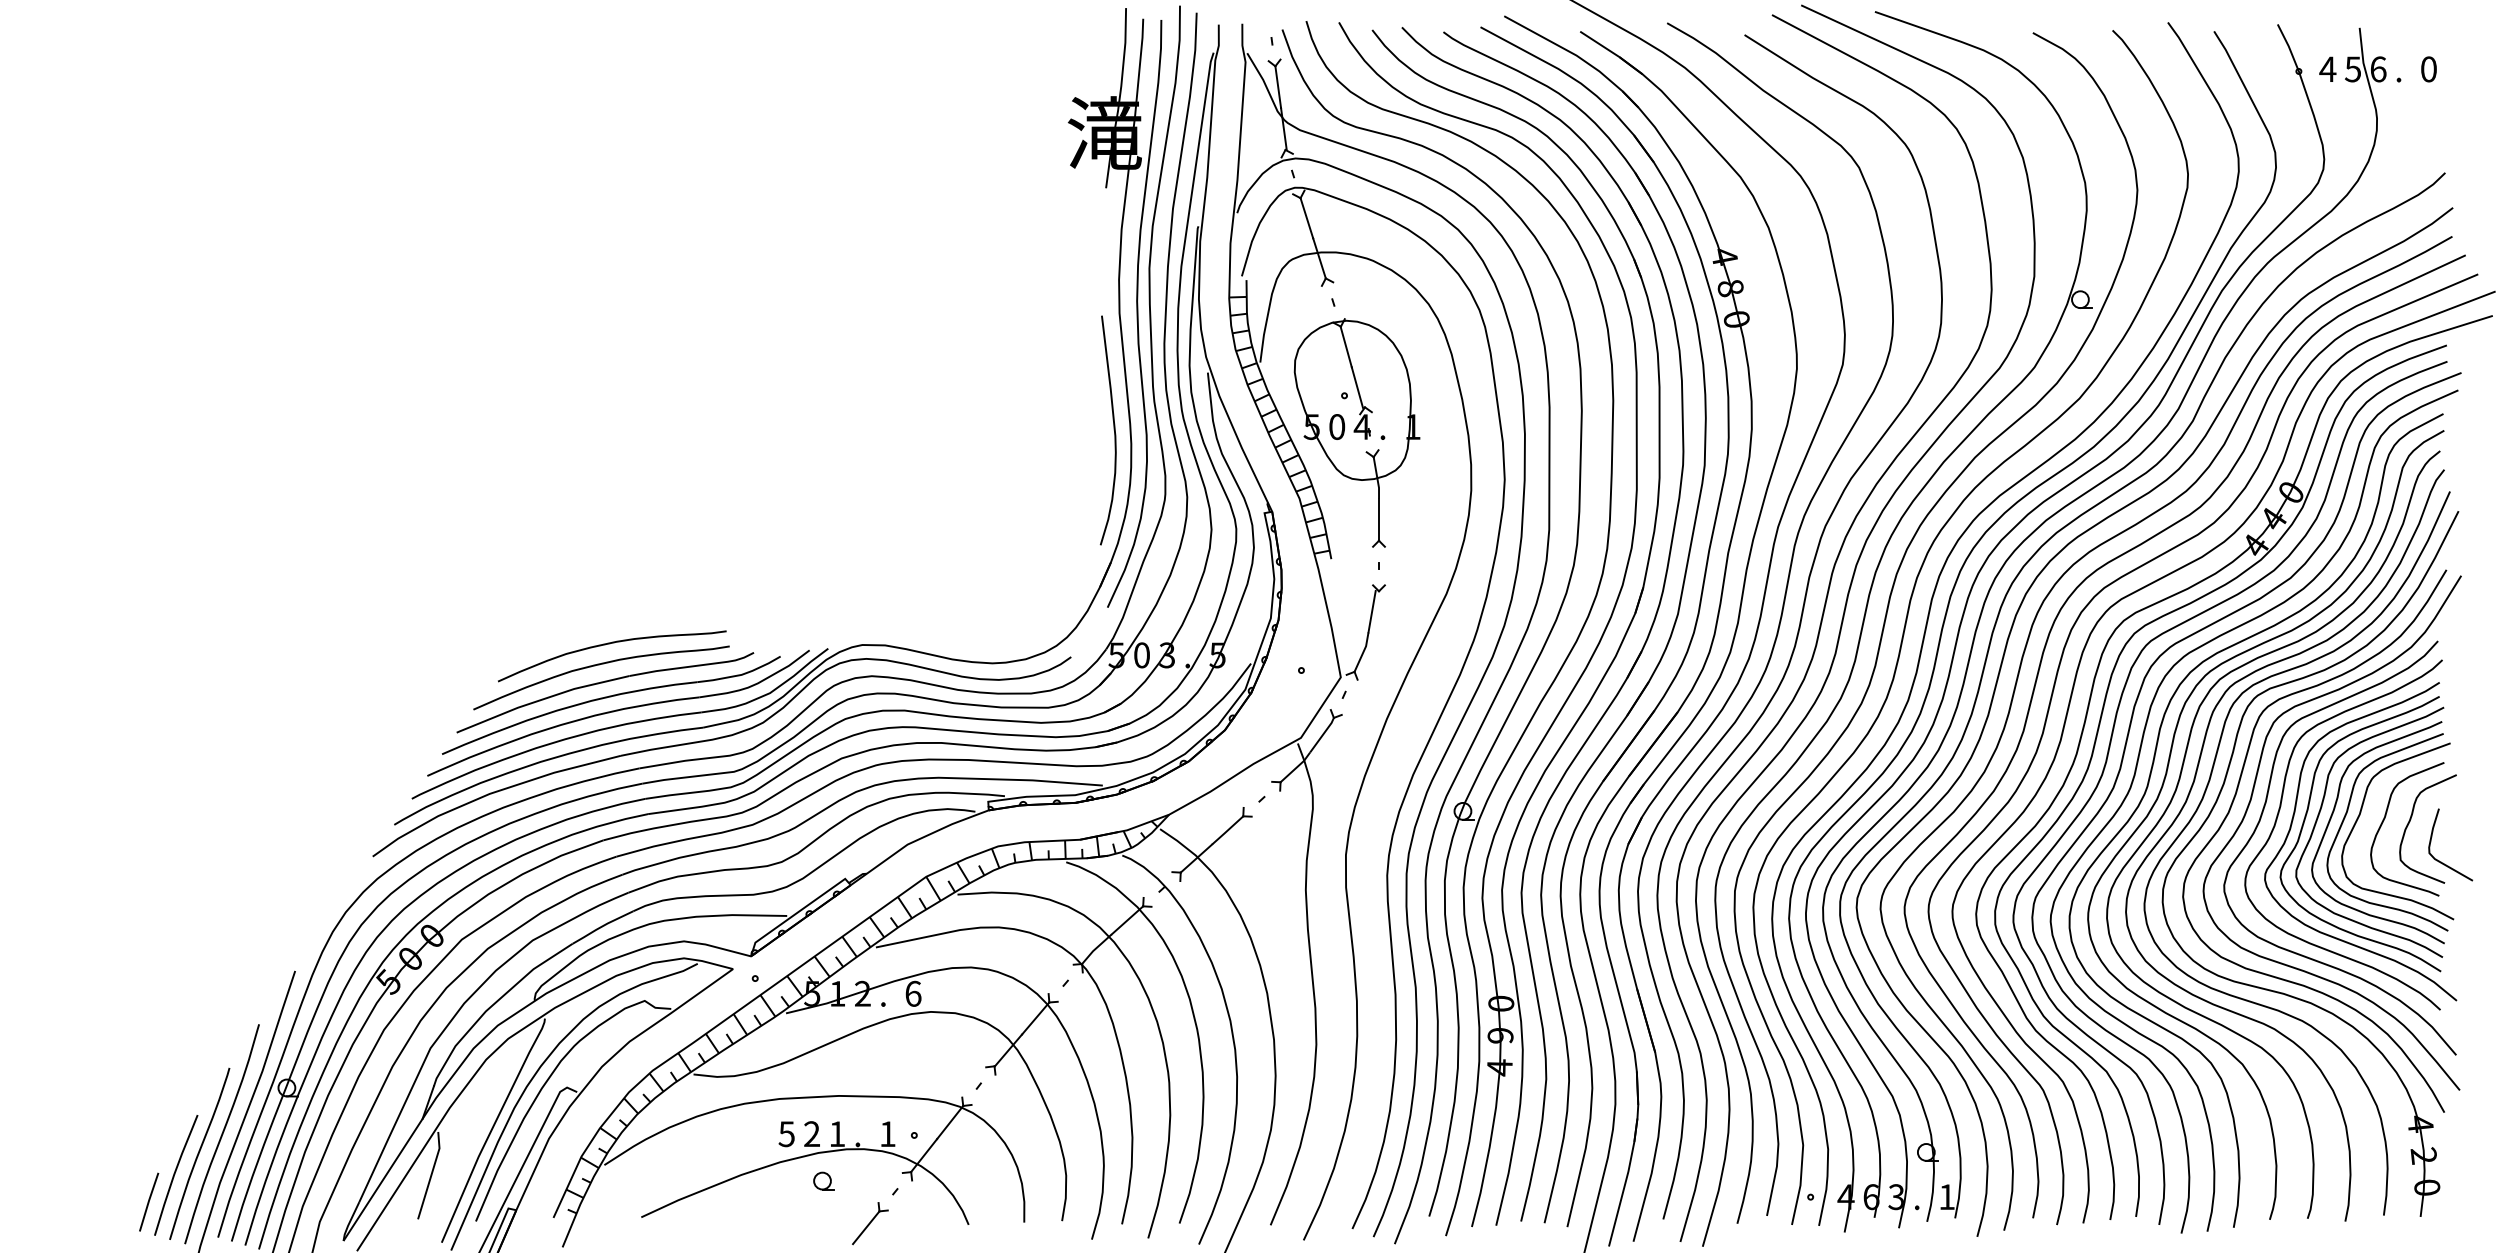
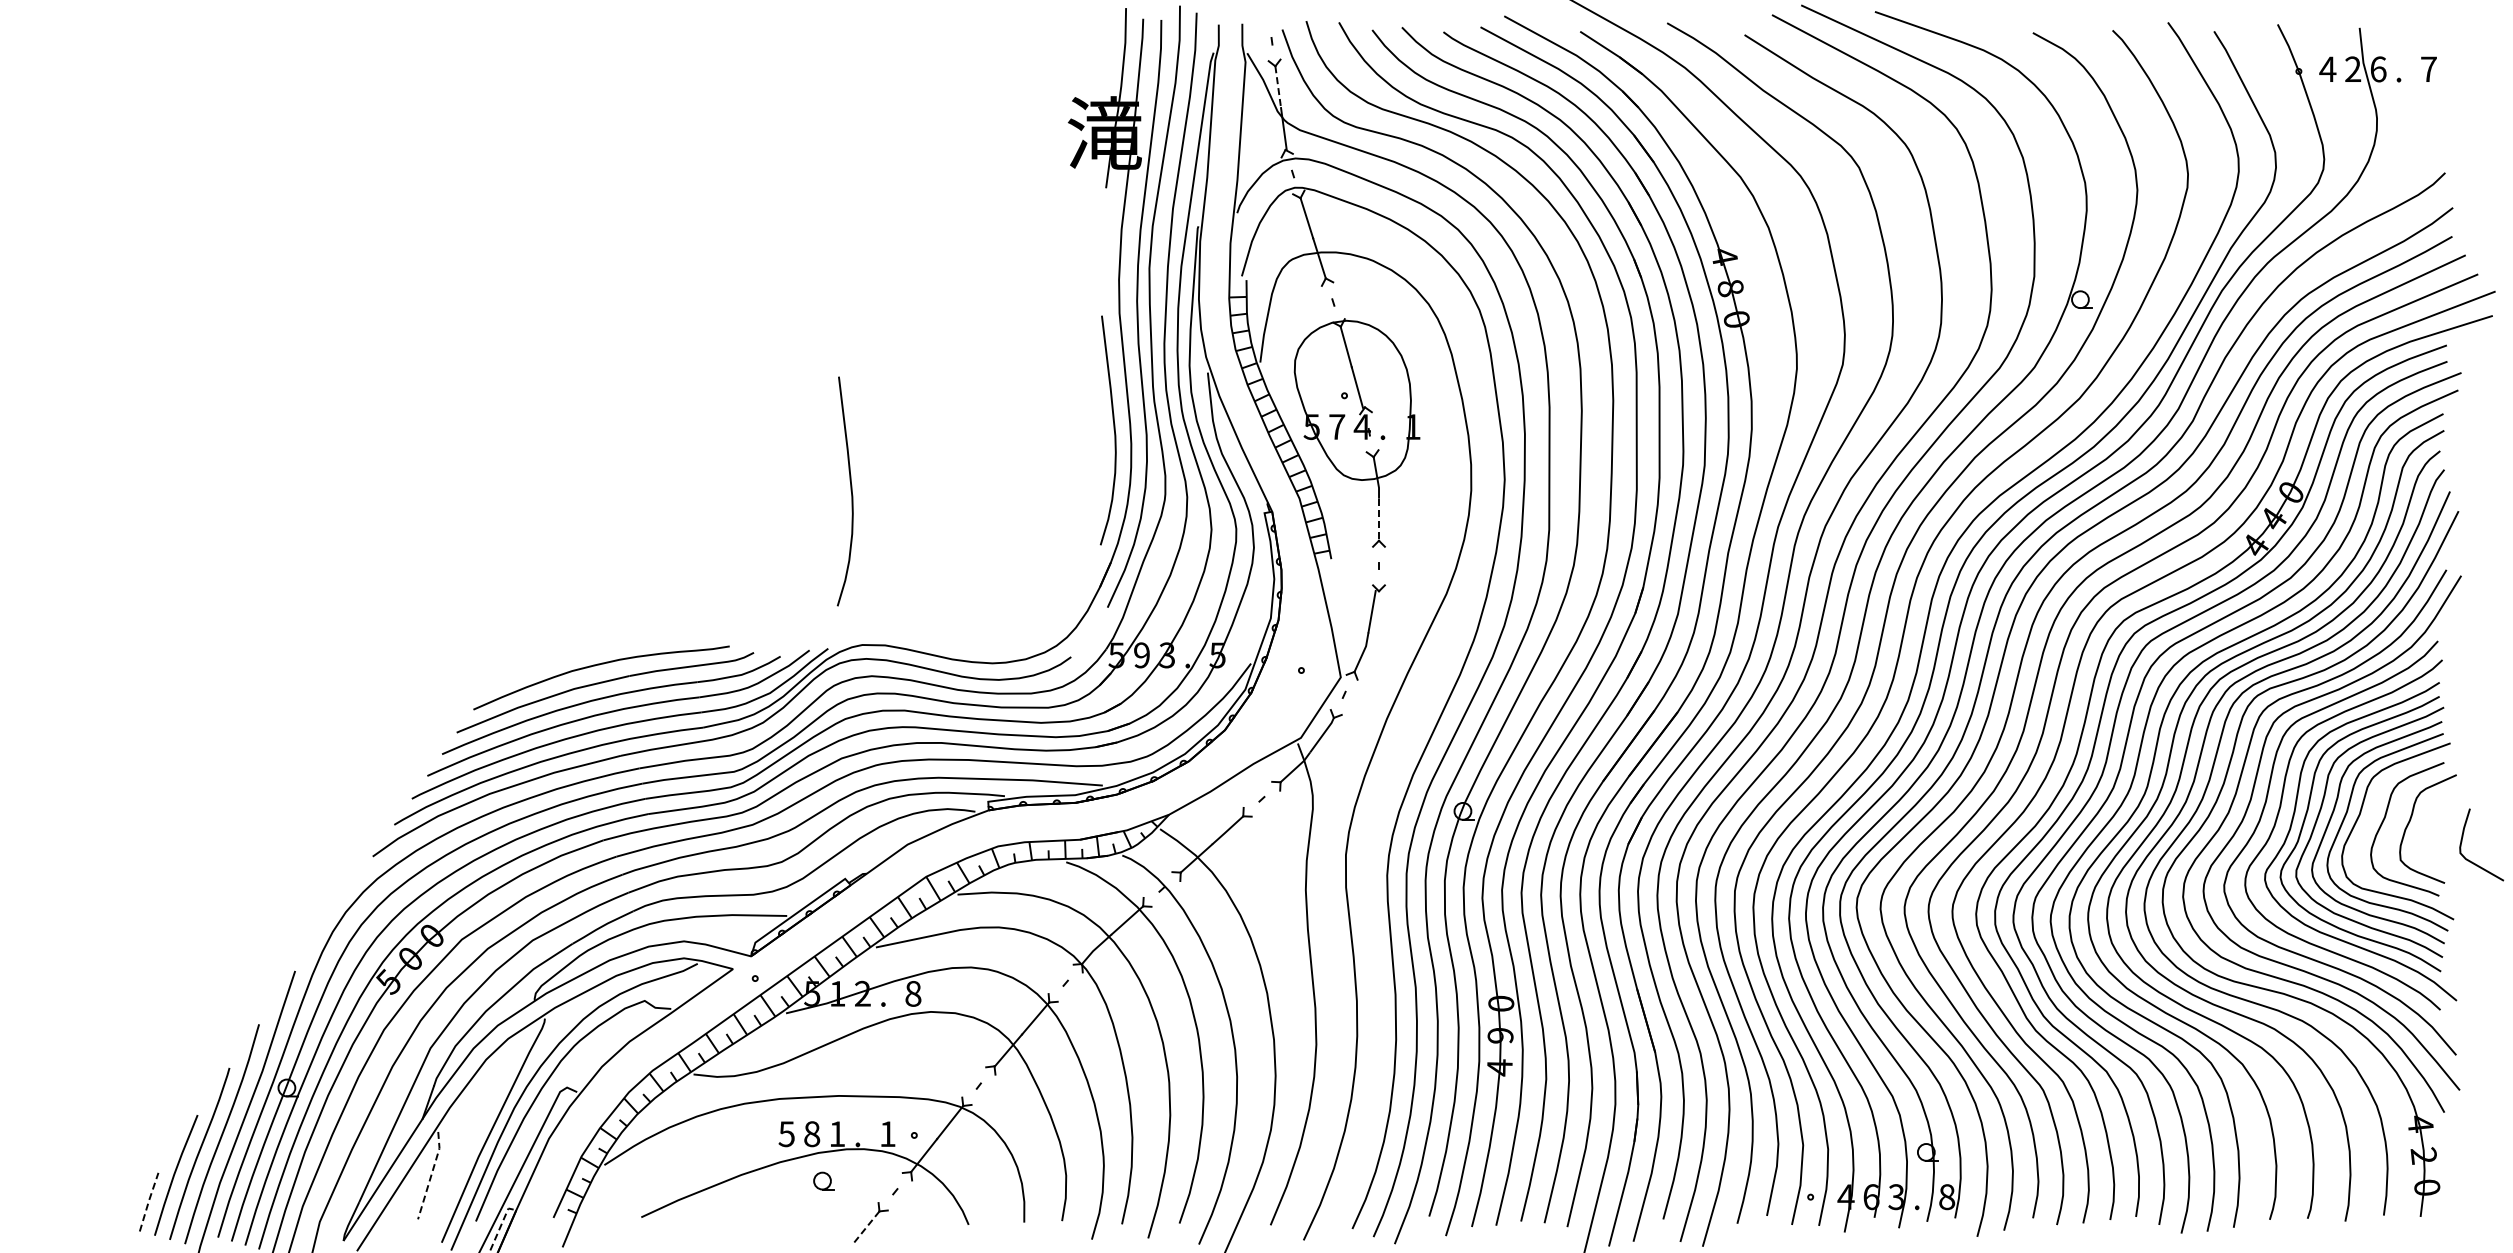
text: 5 -> 2 (2353, 69)
text: 0 -> 7 (2428, 69)
line: solid -> dashed (1278, 87)
text: 0 -> 7 (1337, 427)
curve: none -> present (850, 491)
line: solid -> dashed (1379, 520)
curve: present -> none (610, 644)
text: 0 -> 9 (1141, 655)
curve position: (2431, 842) -> (2462, 842) (2462, 842)
text: 6 -> 8 (913, 993)
text: 2 -> 8 (812, 1134)
line: solid -> dashed (431, 1175)
text: 1 -> 8 (1947, 1197)
line: solid -> dashed (148, 1201)
line: solid -> dashed (501, 1224)
line: solid -> dashed (865, 1228)
